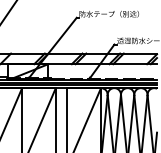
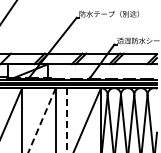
line: solid -> dashed (42, 120)
line: solid -> dashed (67, 120)
